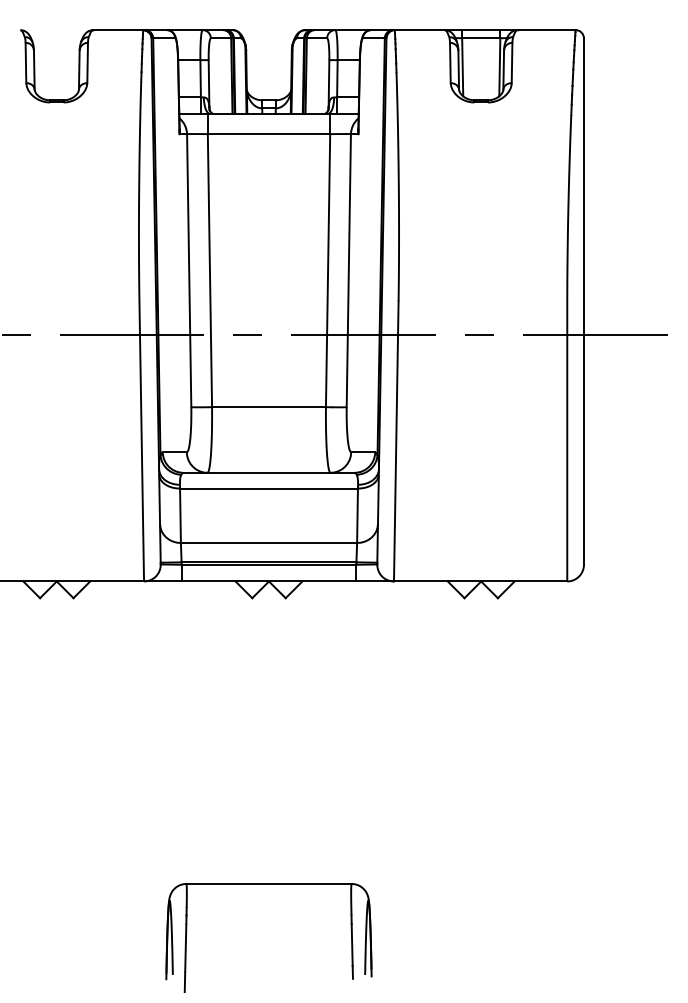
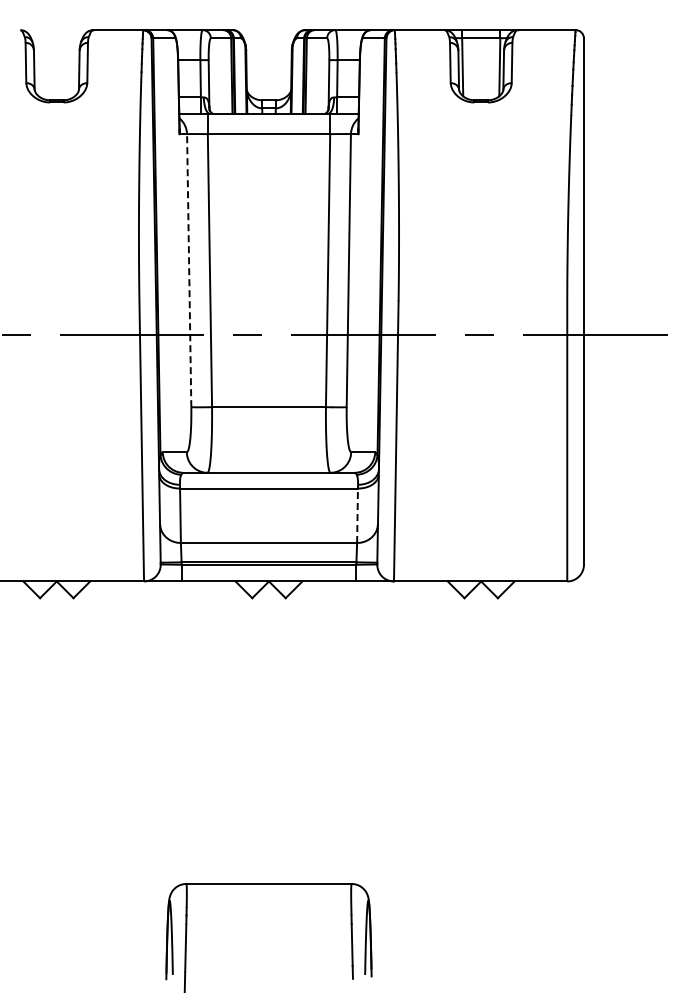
line: solid -> dashed (189, 270)
line: solid -> dashed (357, 515)
